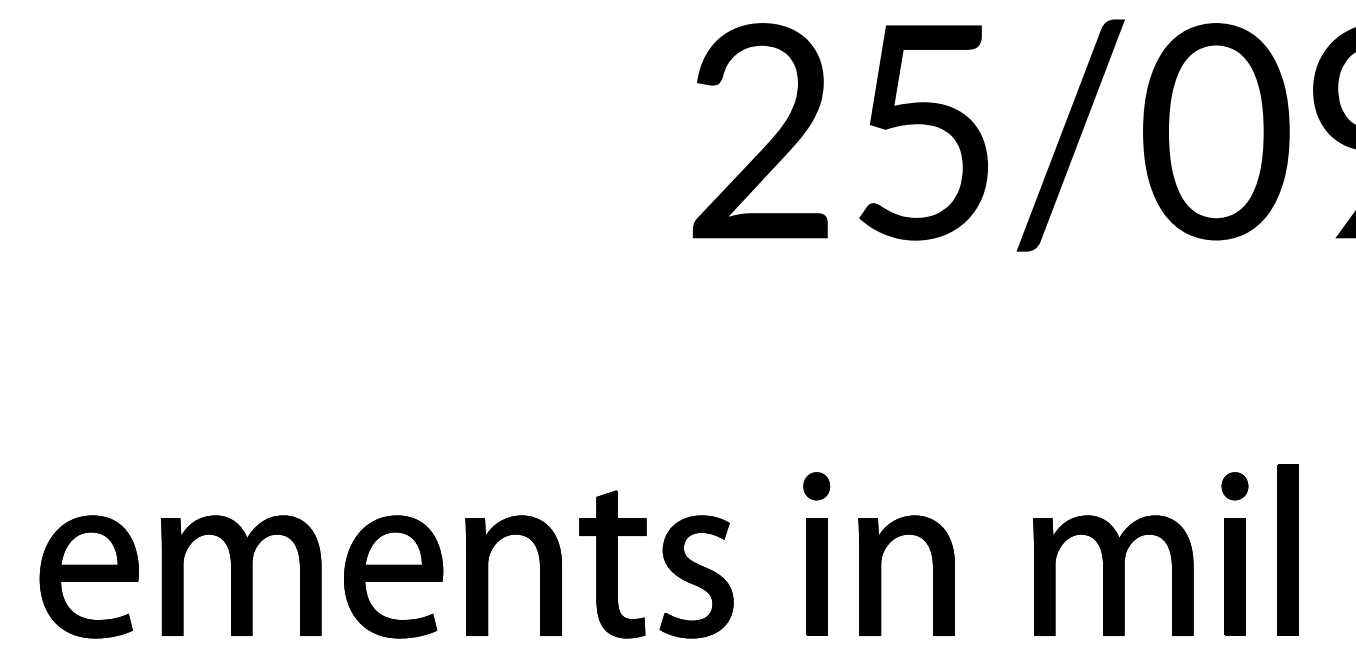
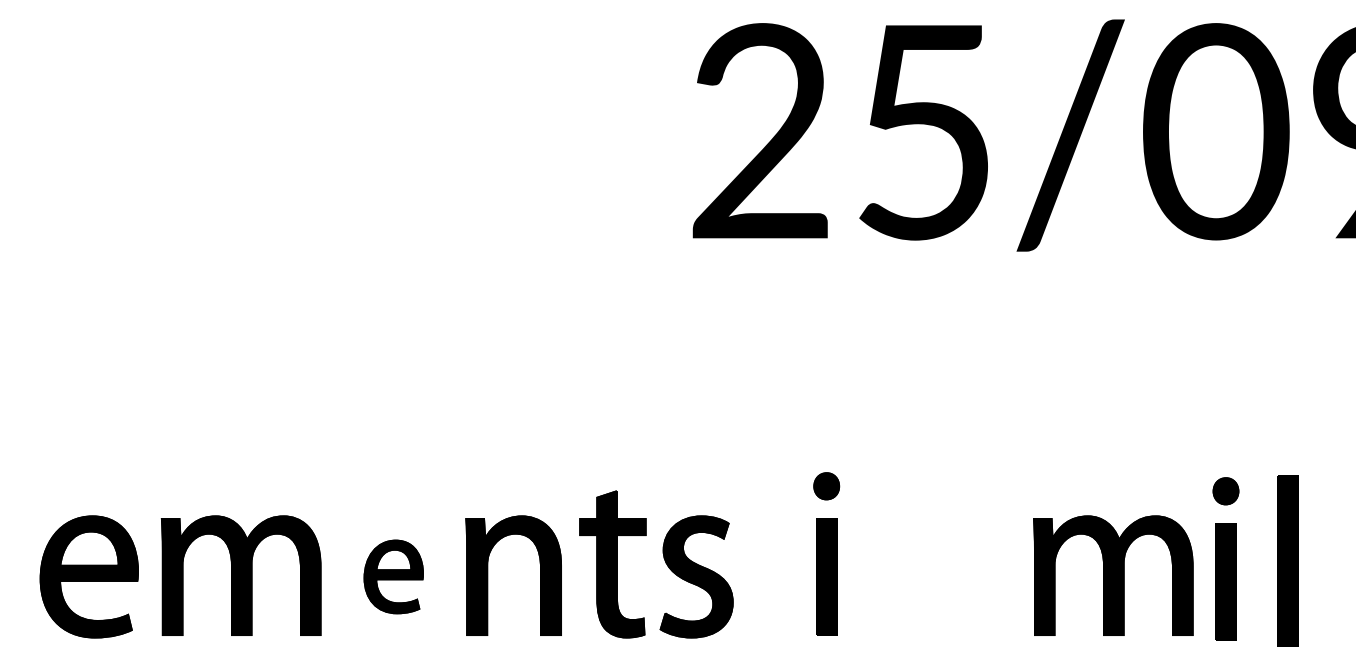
part position: (1287, 549) -> (1287, 560) (1287, 560)
part position: (816, 553) -> (826, 553) (826, 553)
part position: (1234, 553) -> (1225, 558) (1225, 558)
part: present -> none (881, 575)
part size: 100x124 px -> 61x76 px (393, 576)
